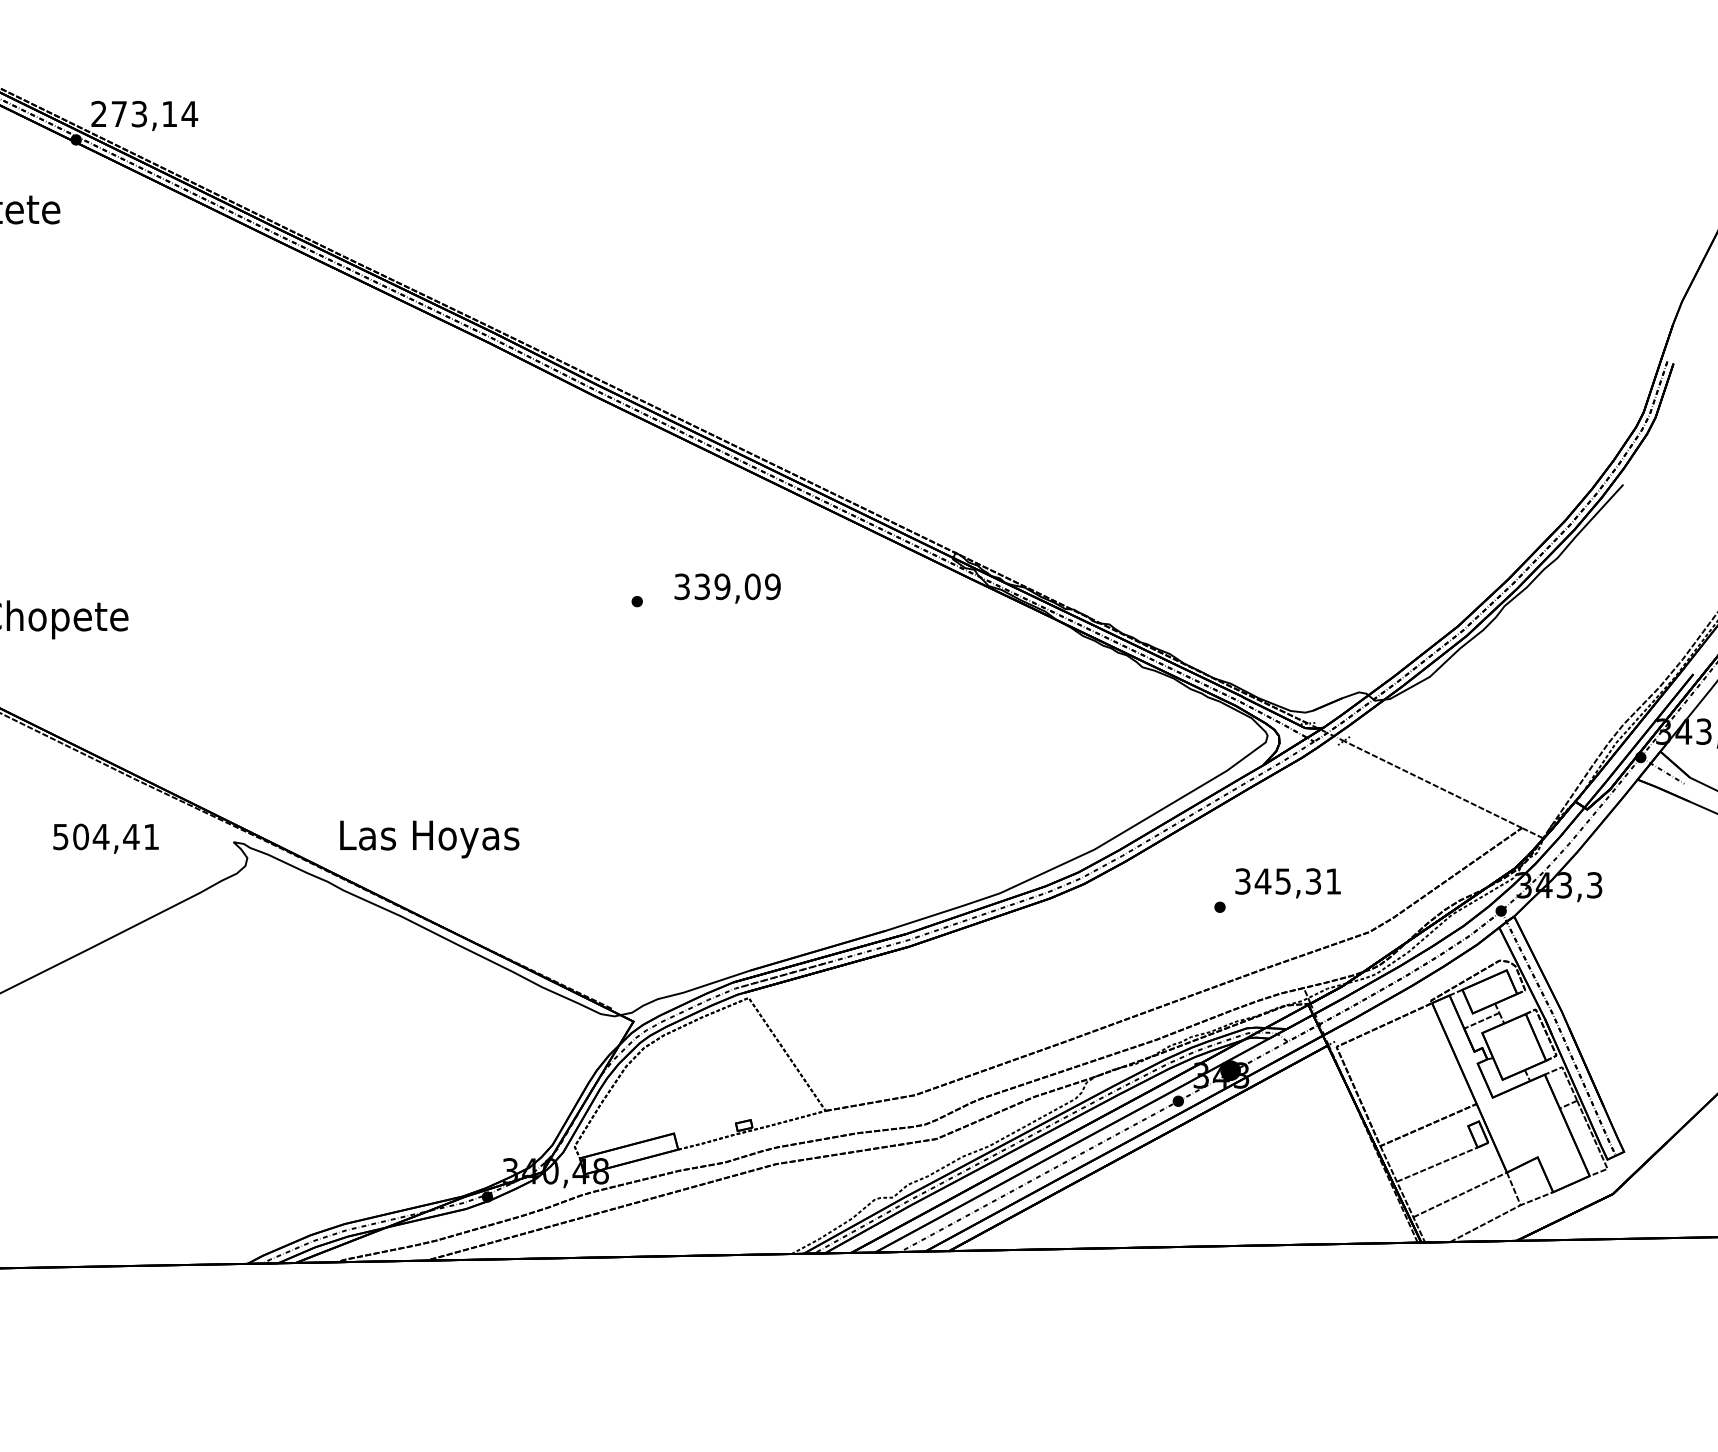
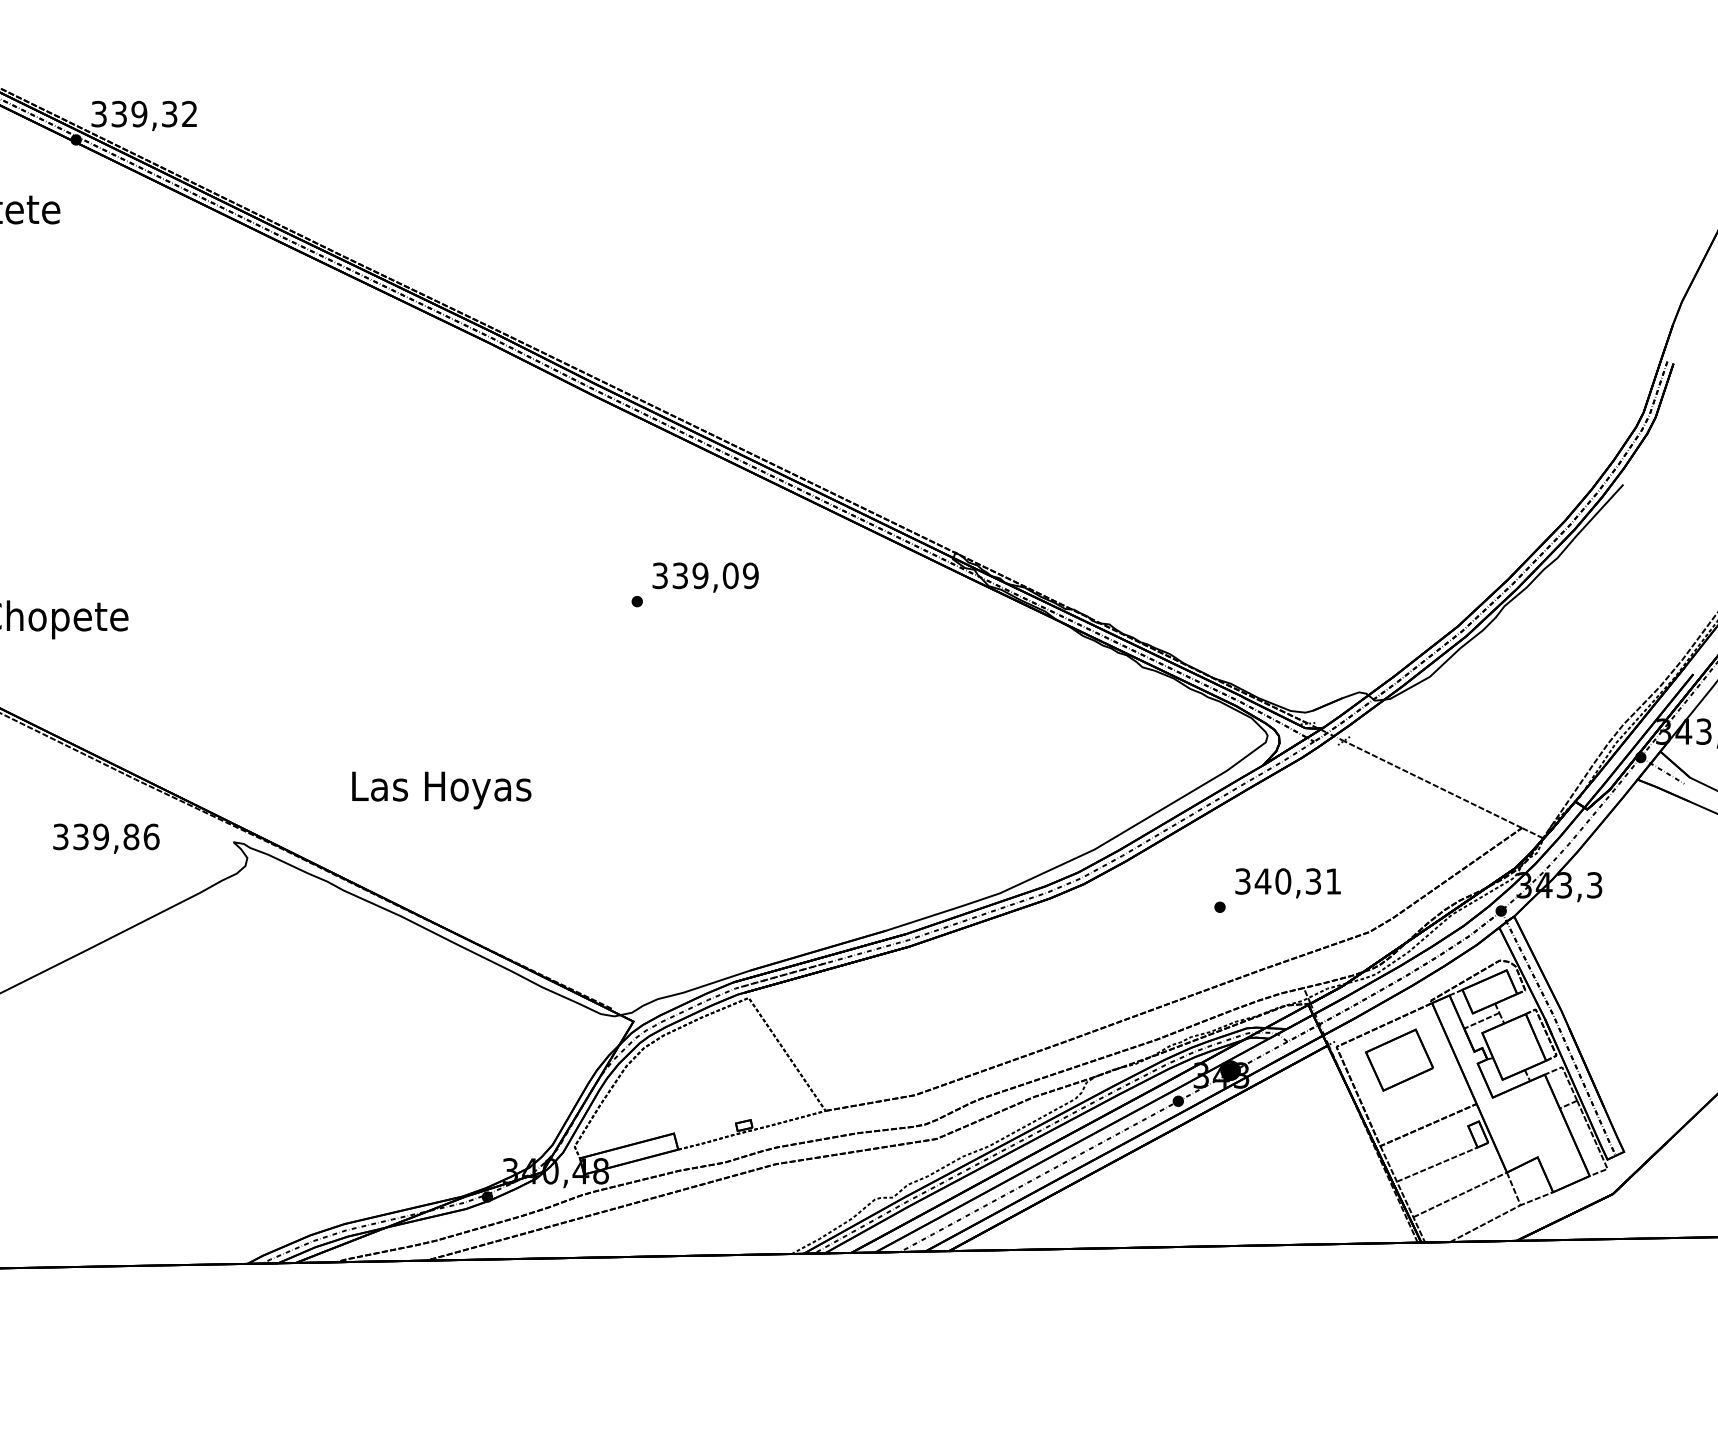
text: 273,14 -> 339,32 (144, 113)
text position: (727, 588) -> (705, 577) (705, 577)
text: 504,41 -> 339,86 (106, 836)
text position: (429, 839) -> (441, 790) (441, 790)
text: 345,31 -> 340,31 (1283, 881)
part: none -> present (1399, 1059)
